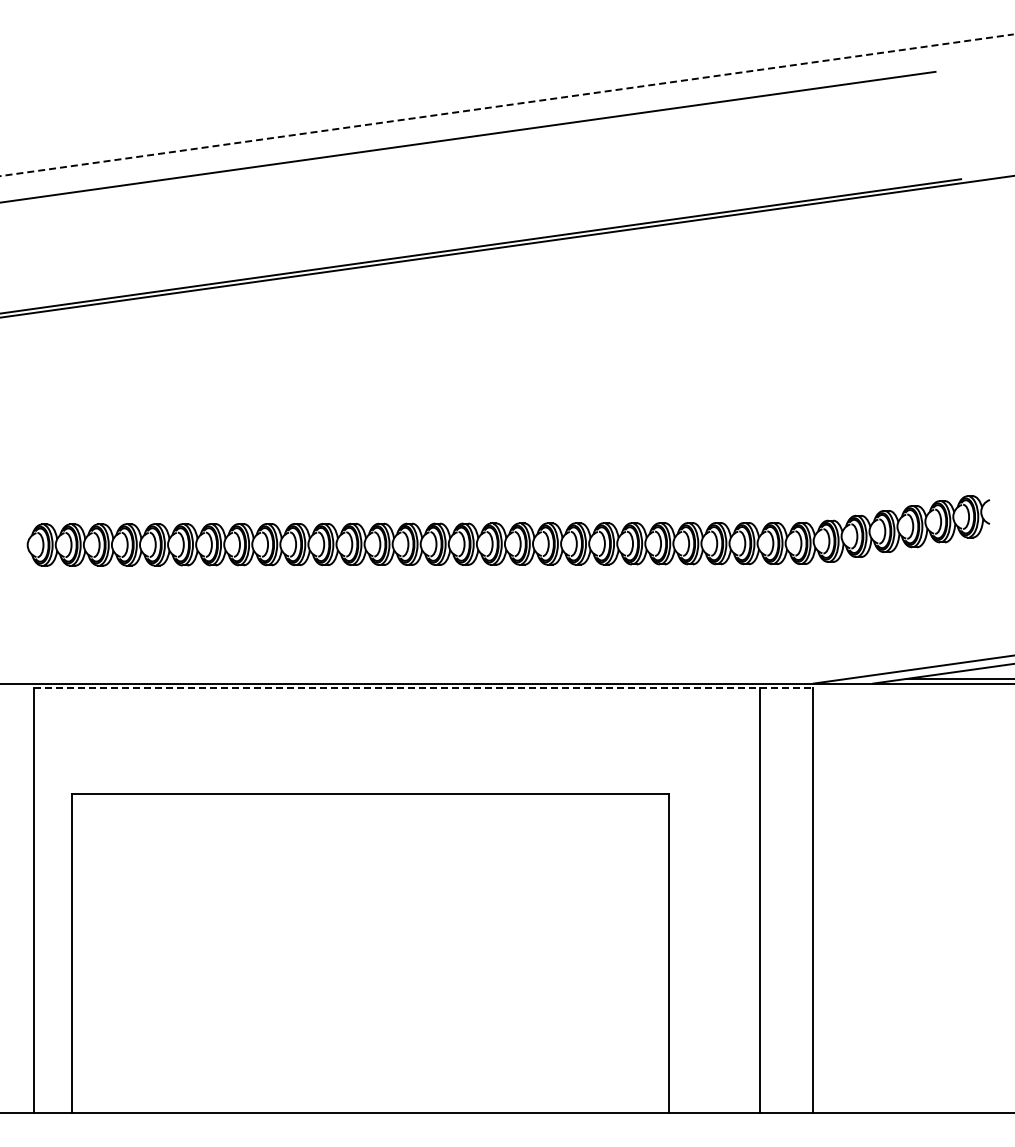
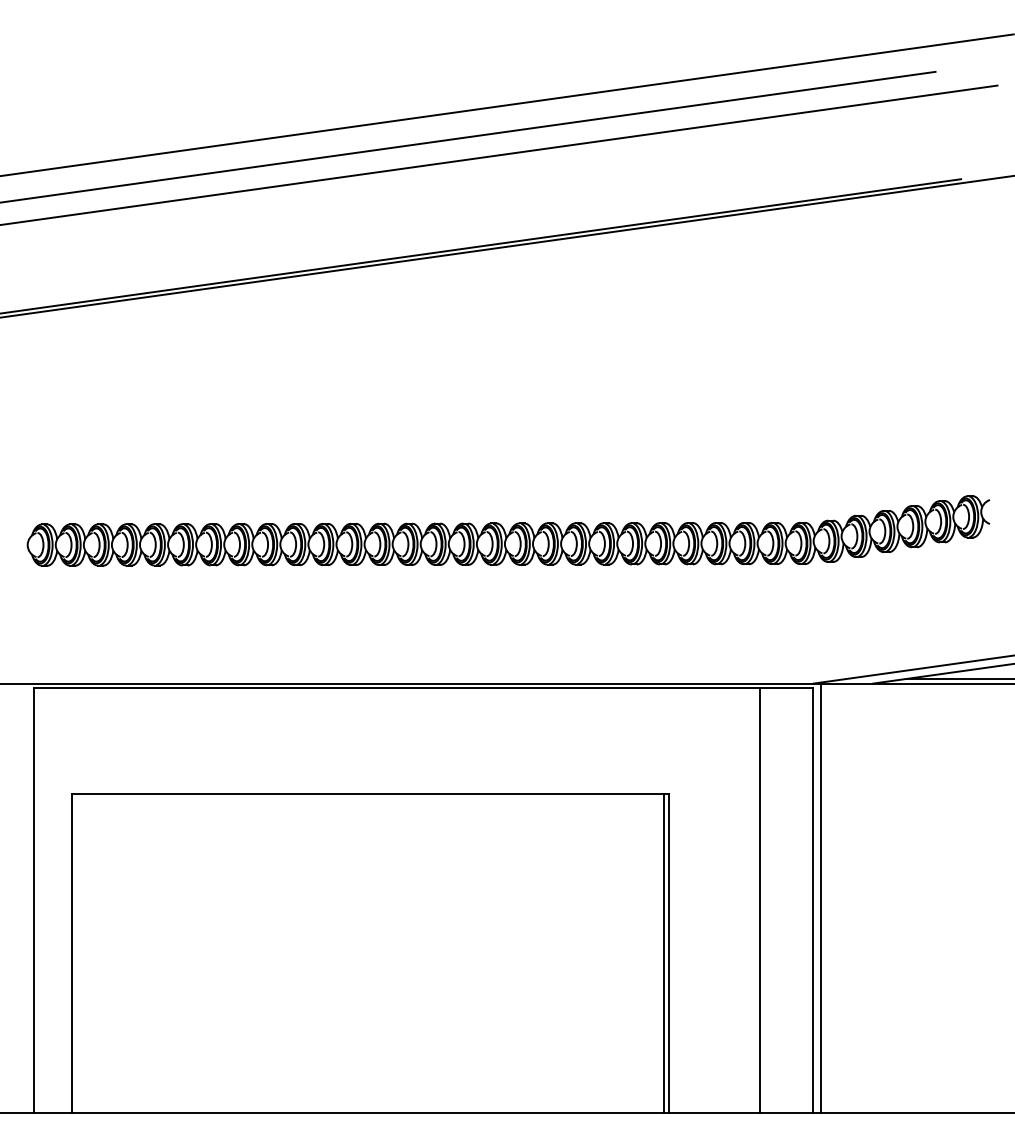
line: dashed -> solid (507, 105)
line: none -> present (499, 154)
line: dashed -> solid (423, 688)
line: none -> present (820, 897)
line: none -> present (664, 952)
